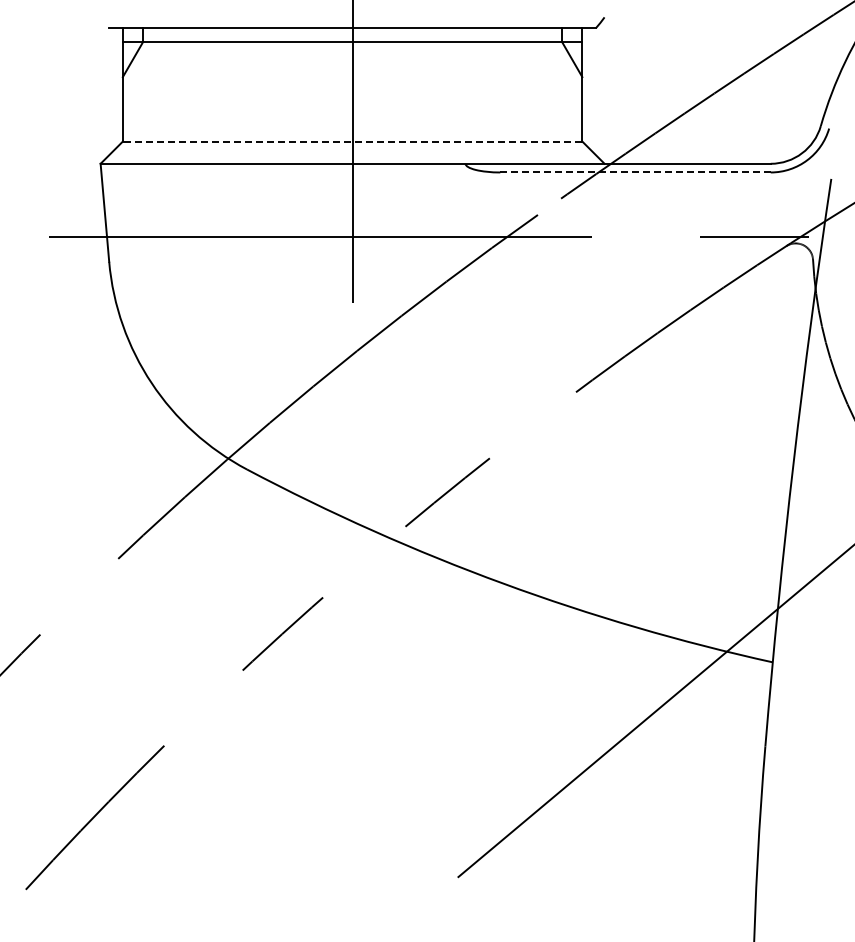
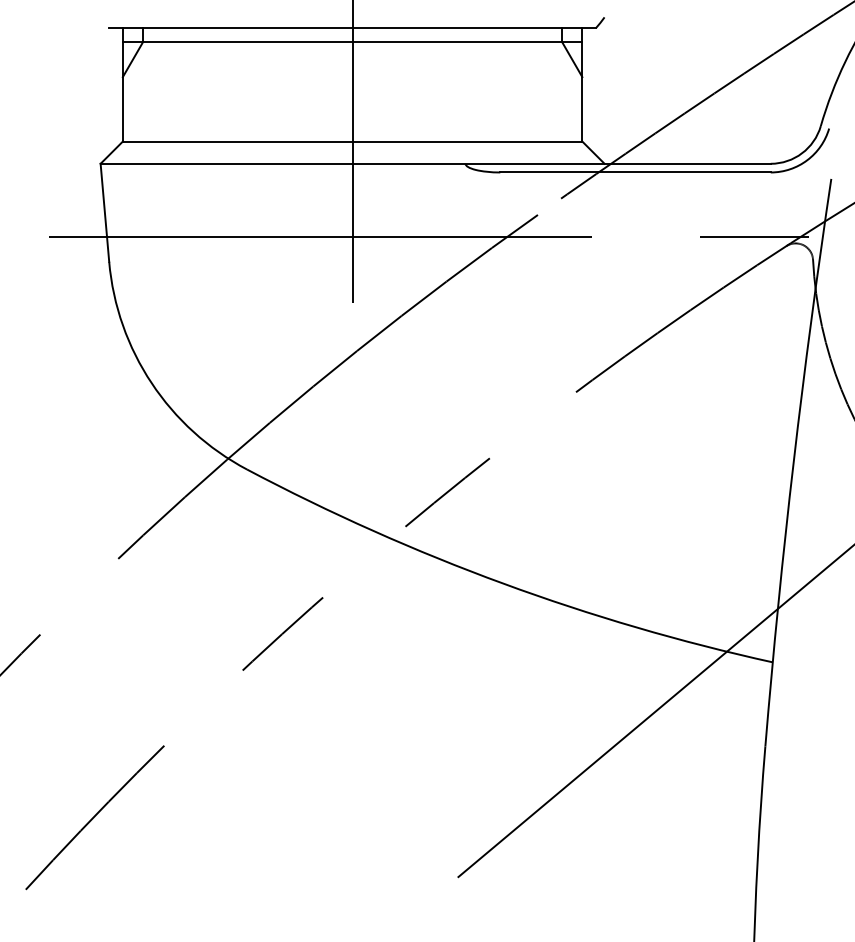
line: dashed -> solid (352, 141)
line: dashed -> solid (636, 172)
